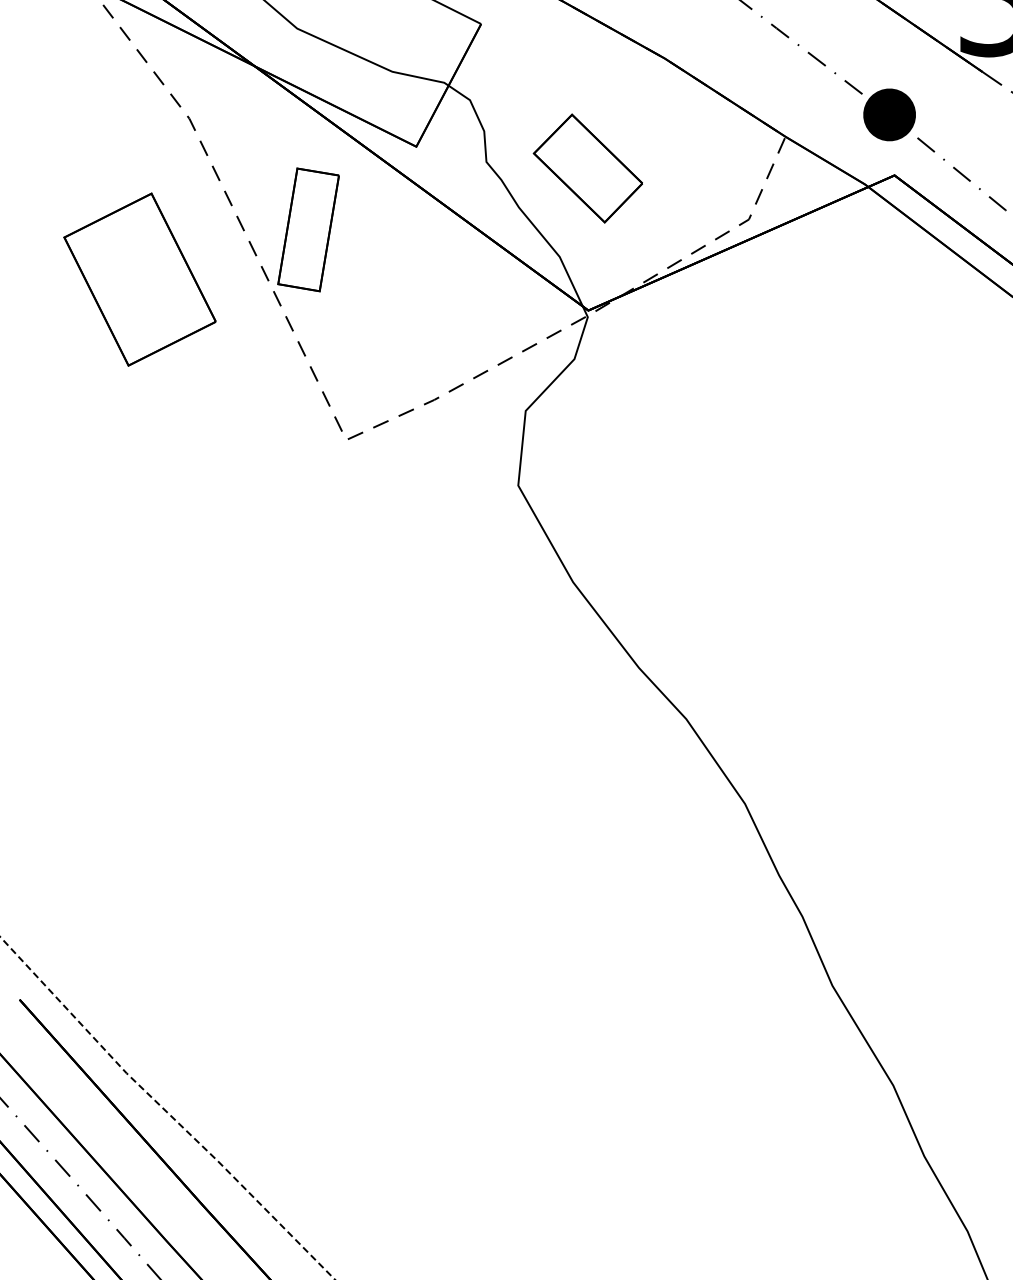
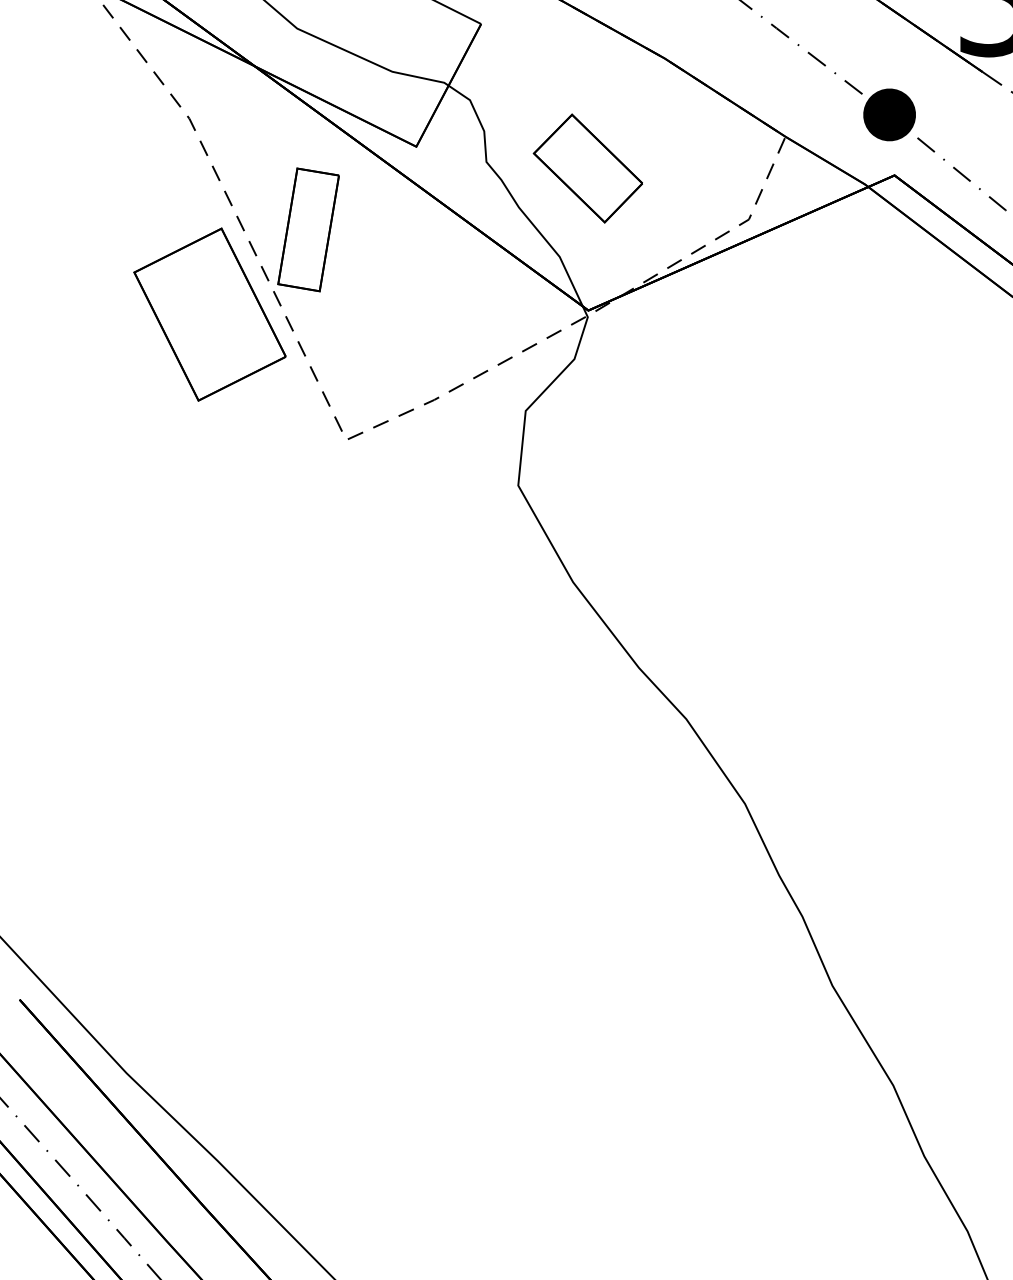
part position: (139, 279) -> (209, 314) (209, 314)
line: dashed -> solid (165, 1110)
